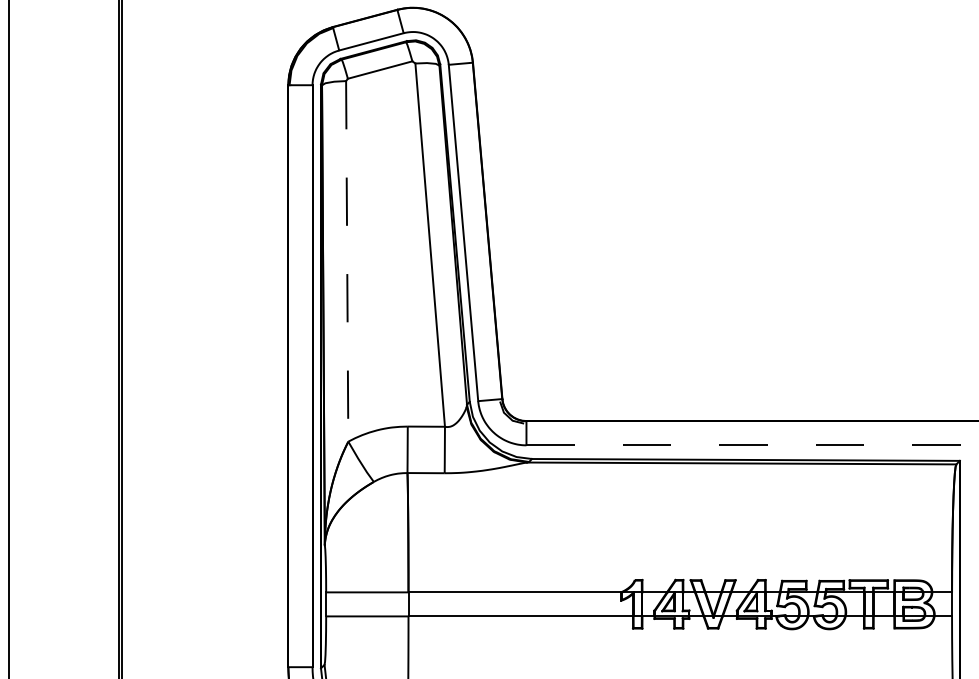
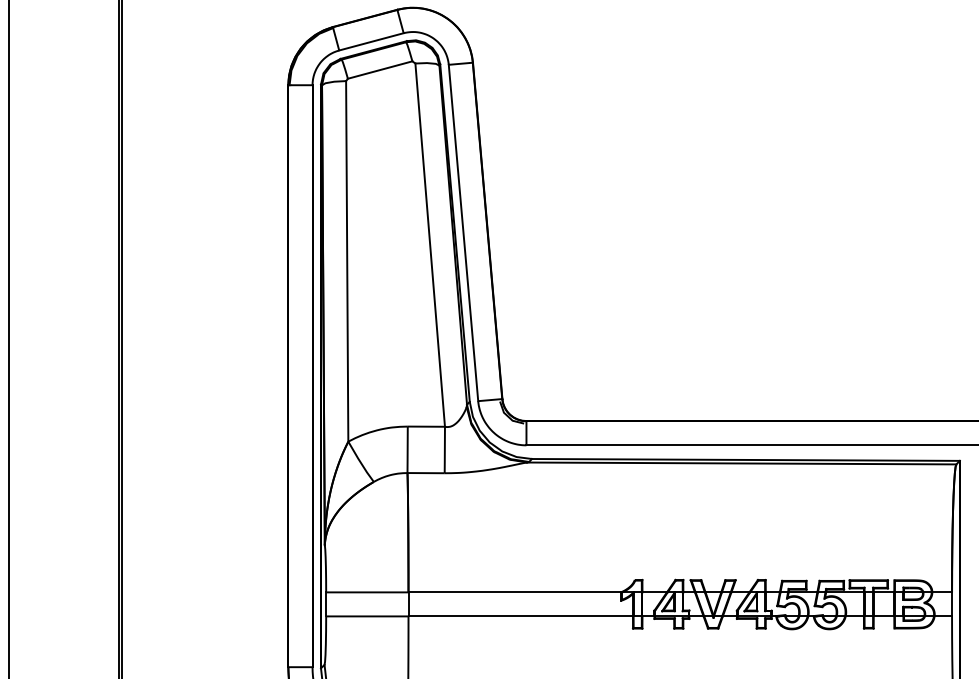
line: dashed -> solid (347, 261)
line: dashed -> solid (752, 445)
